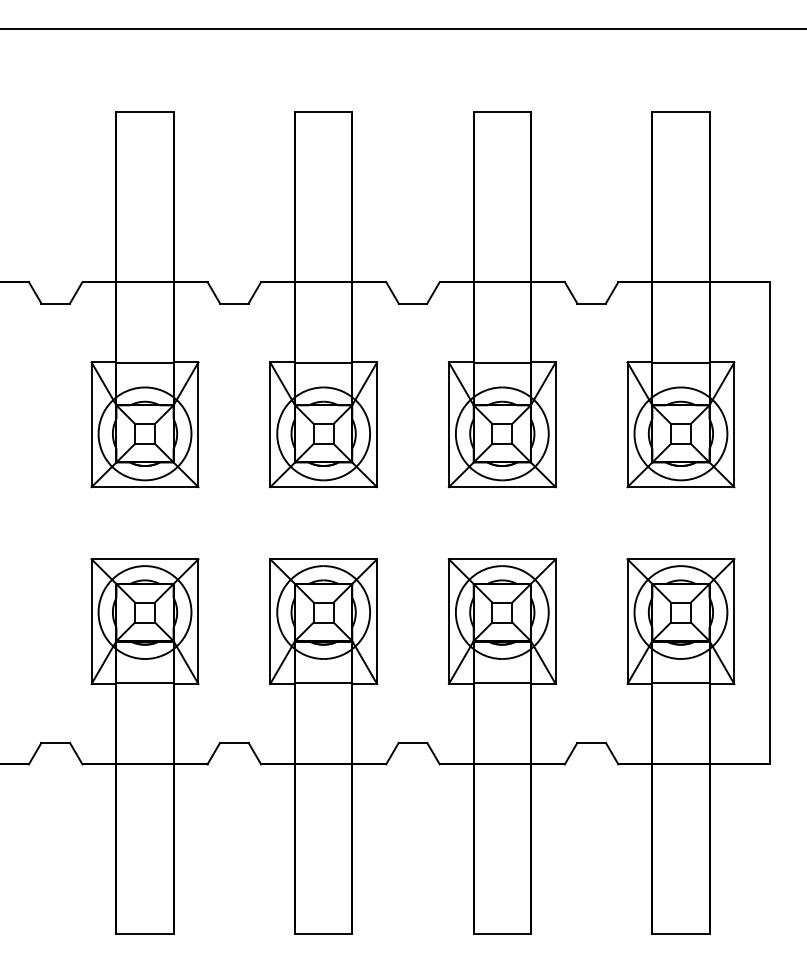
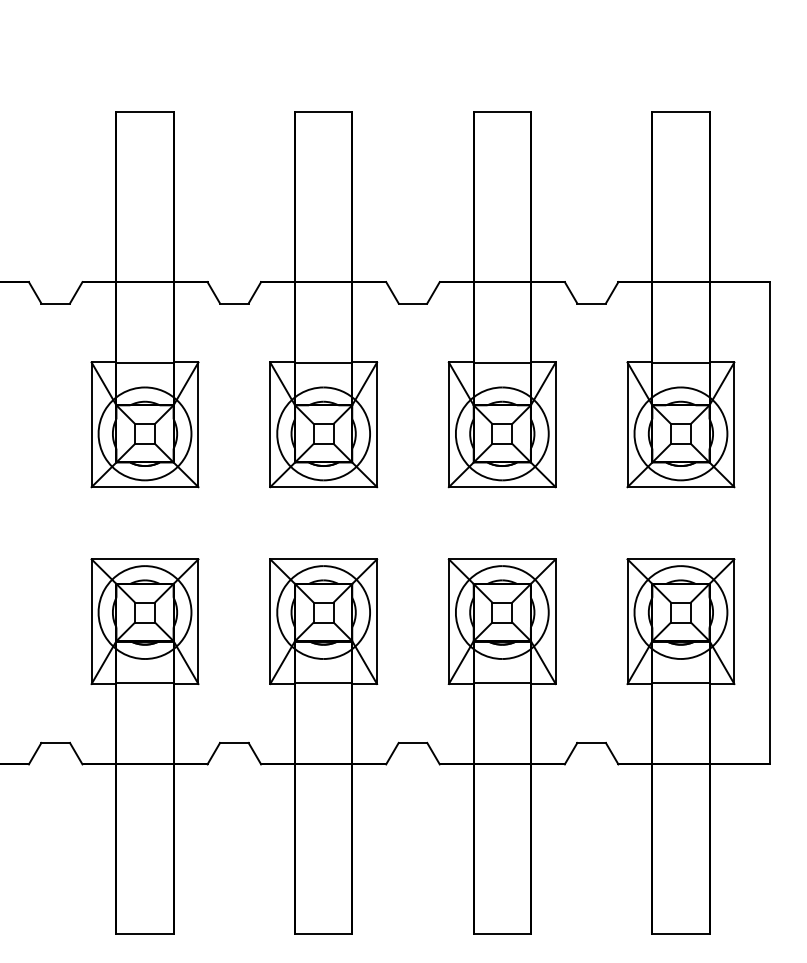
line: present -> none (402, 28)
